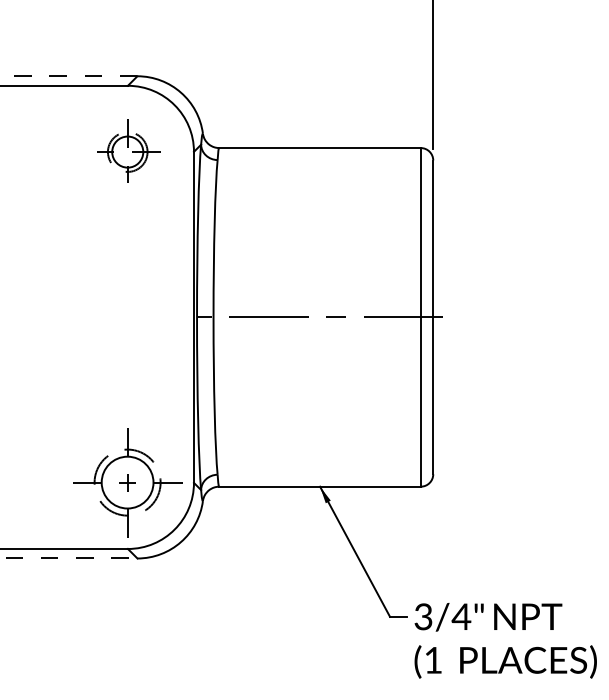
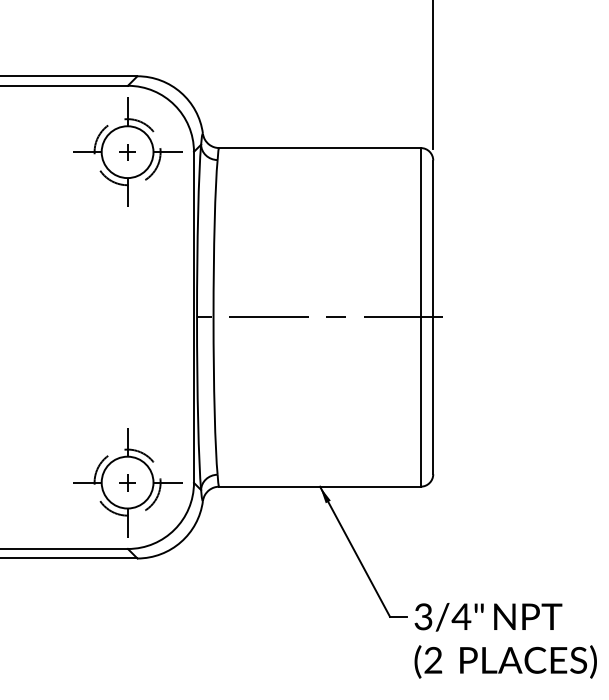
line: dashed -> solid (68, 76)
part size: 64x64 px -> 110x110 px (127, 151)
line: dashed -> solid (69, 558)
text: (1 -> (2 (433, 659)
